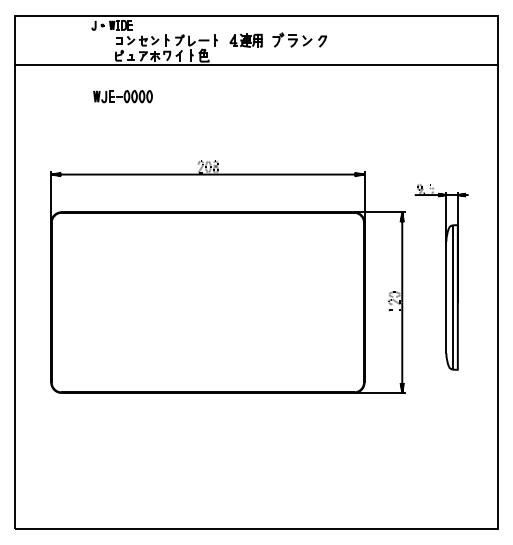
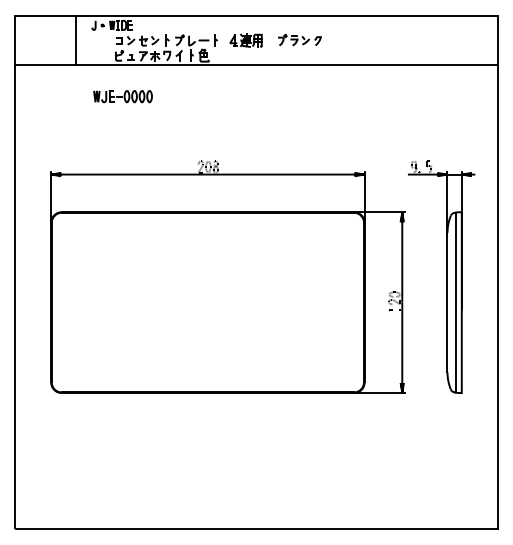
part size: 55x16 px -> 44x14 px (299, 39)
line: none -> present (75, 40)
part size: 55x187 px -> 68x234 px (441, 276)
